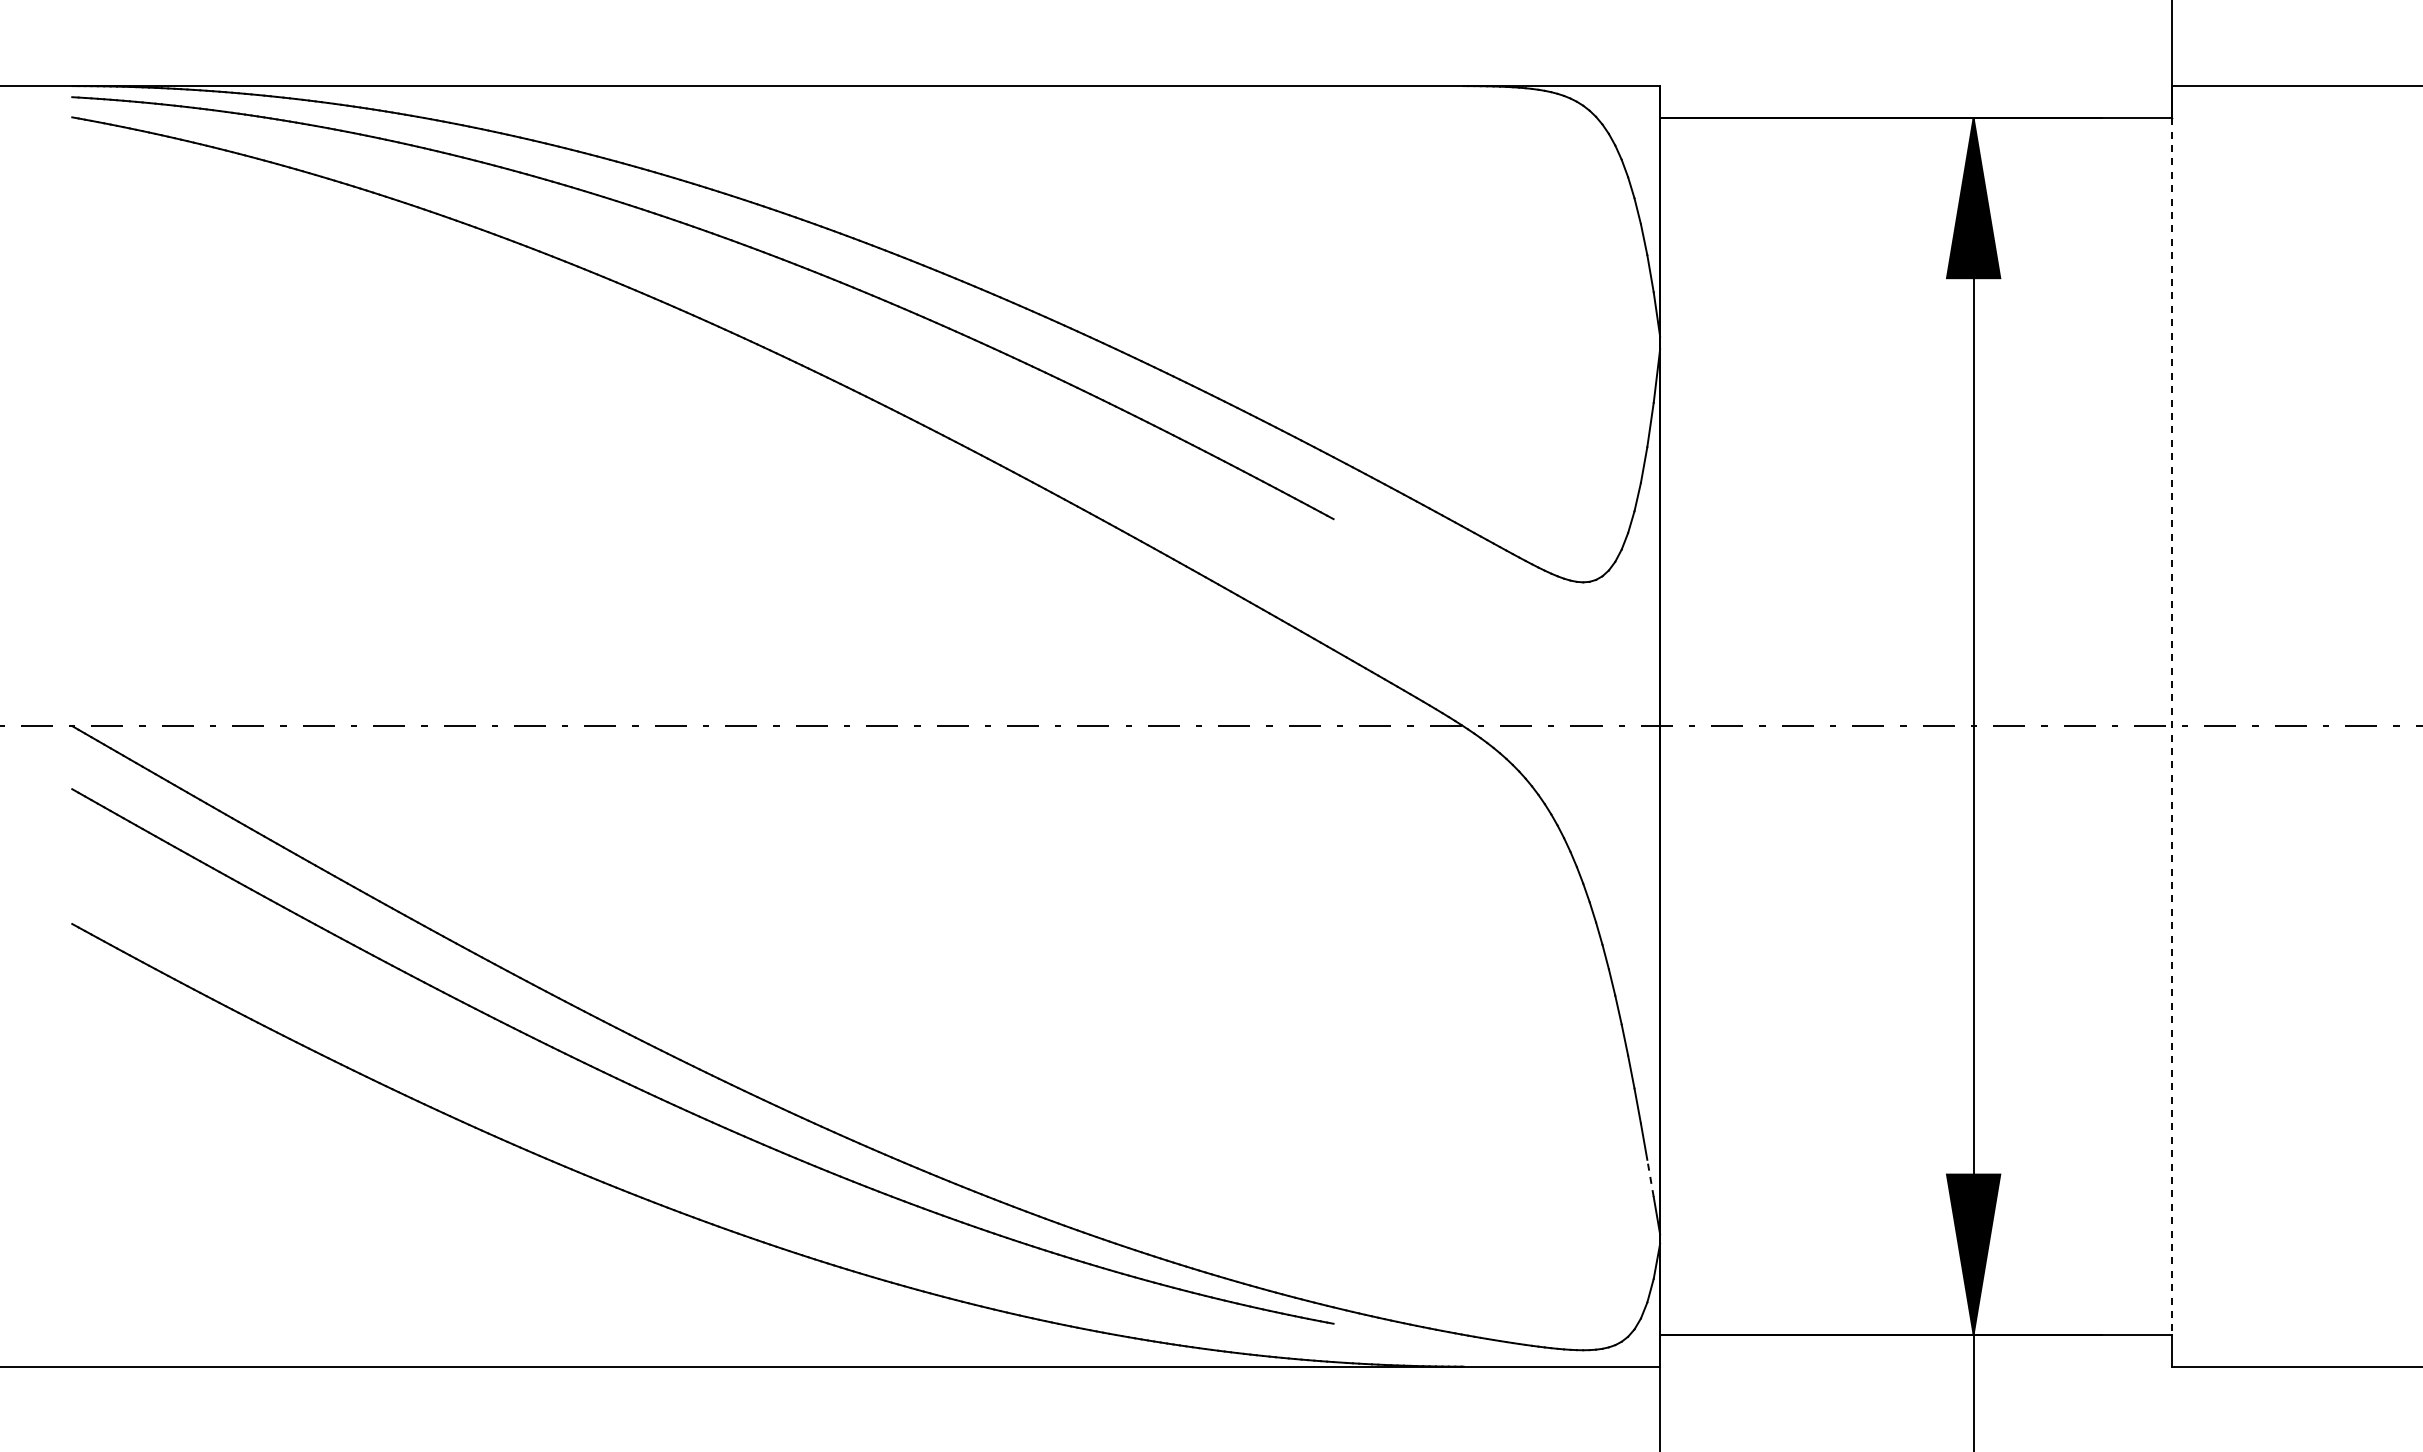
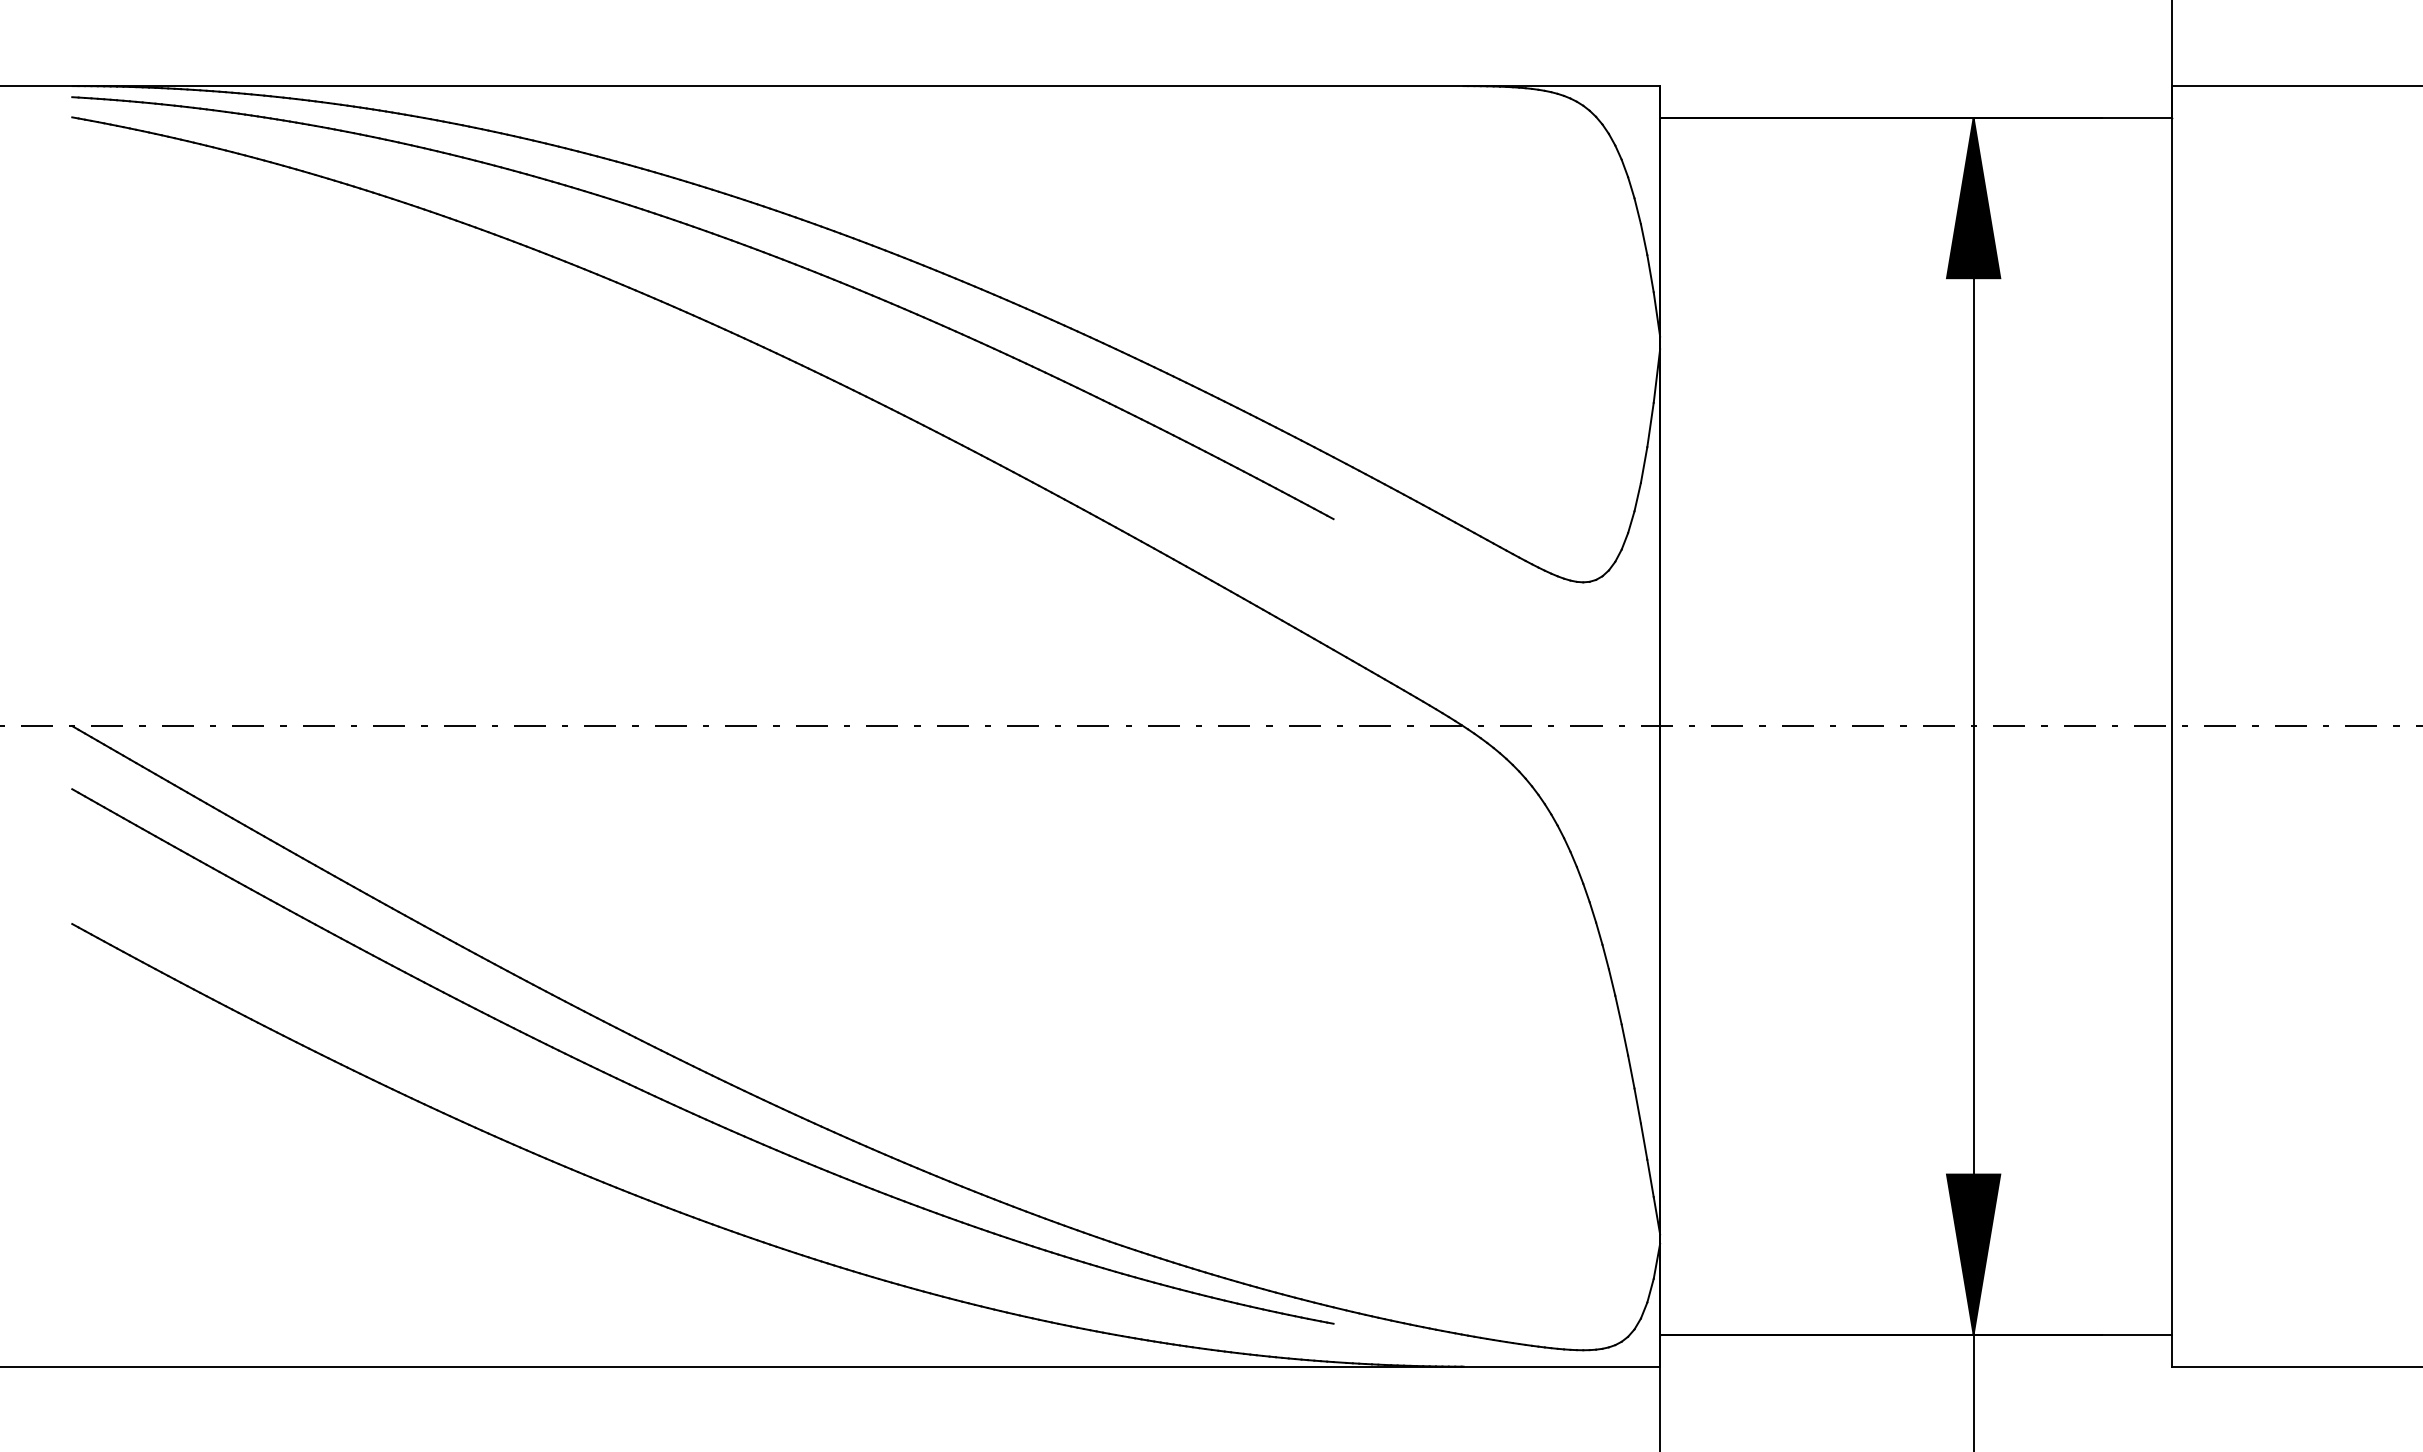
line: dashed -> solid (2172, 726)
line: dashed -> solid (1650, 1178)
